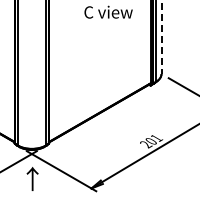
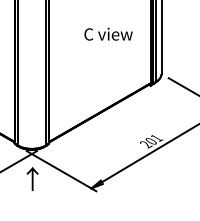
text position: (108, 11) -> (108, 33) (108, 33)
line: dashed -> solid (161, 37)
